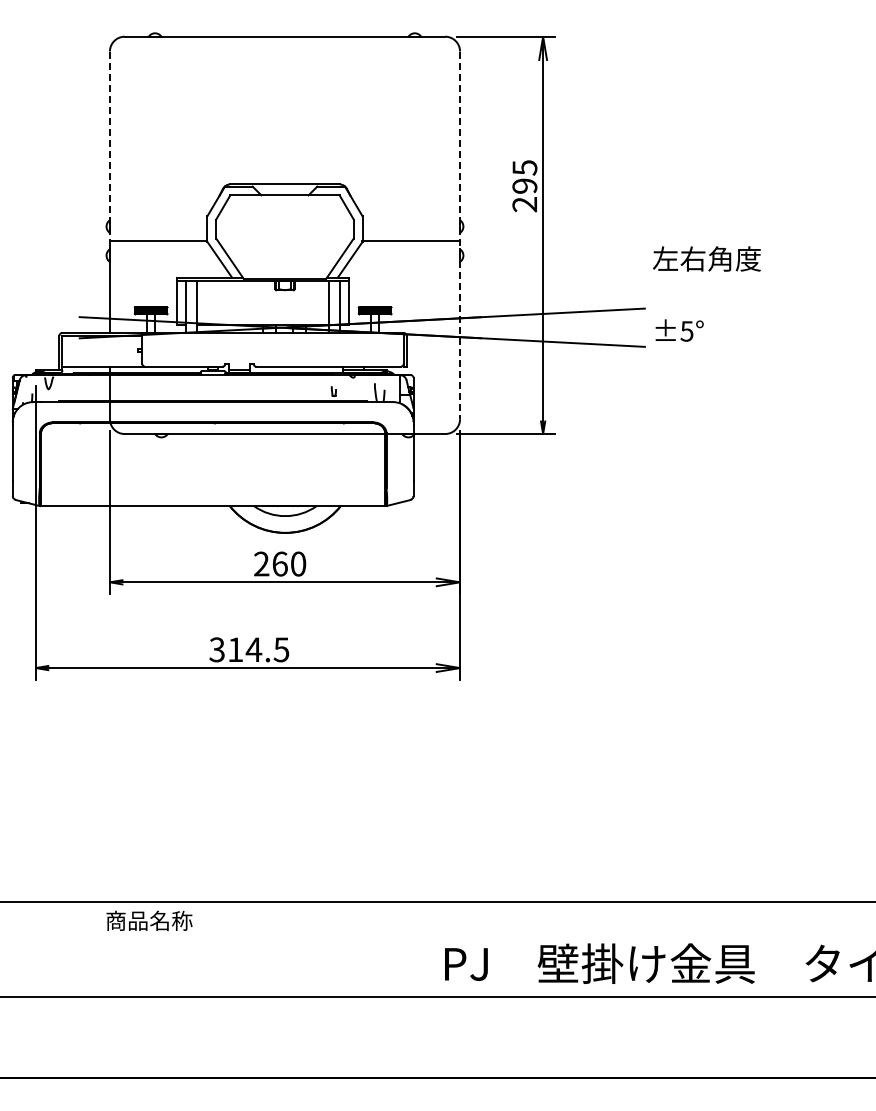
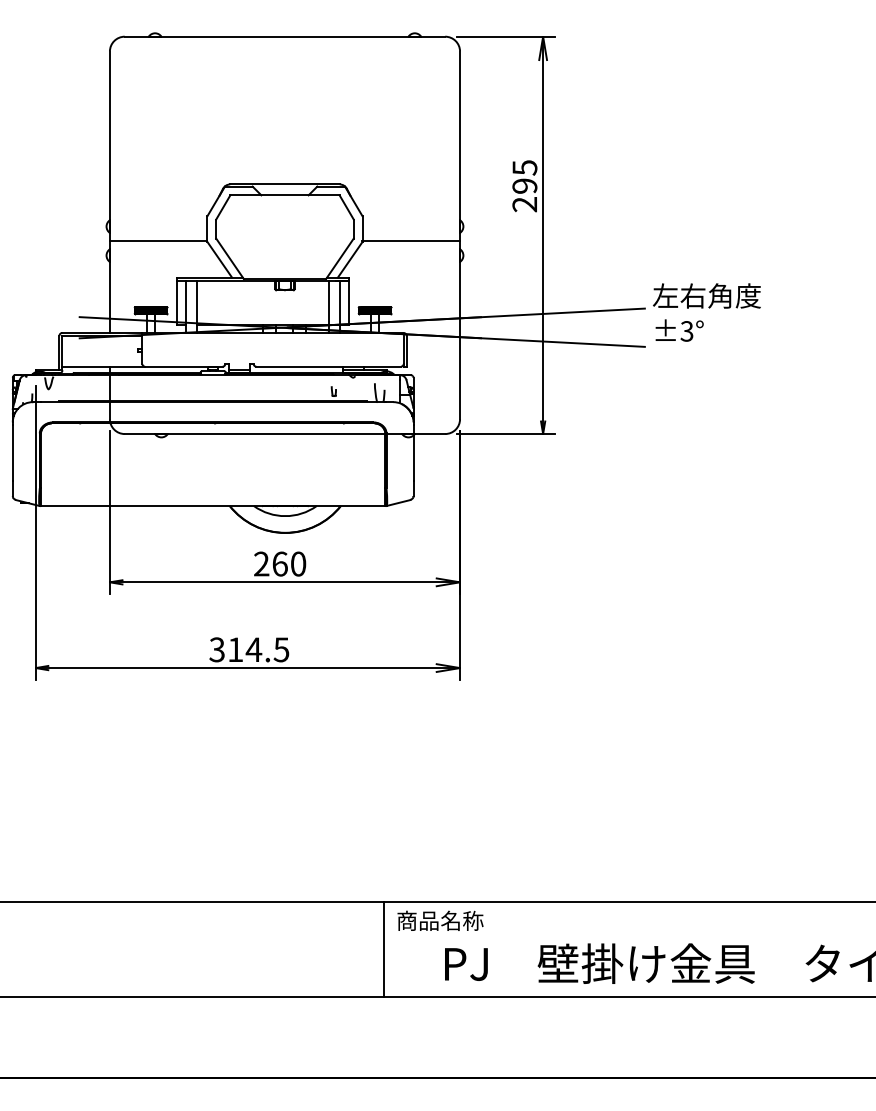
line: dashed -> solid (109, 146)
line: dashed -> solid (460, 235)
text position: (706, 258) -> (706, 295) (706, 295)
text: ±5° -> ±3° (687, 331)
text position: (149, 920) -> (440, 920) (440, 920)
line: none -> present (383, 949)
